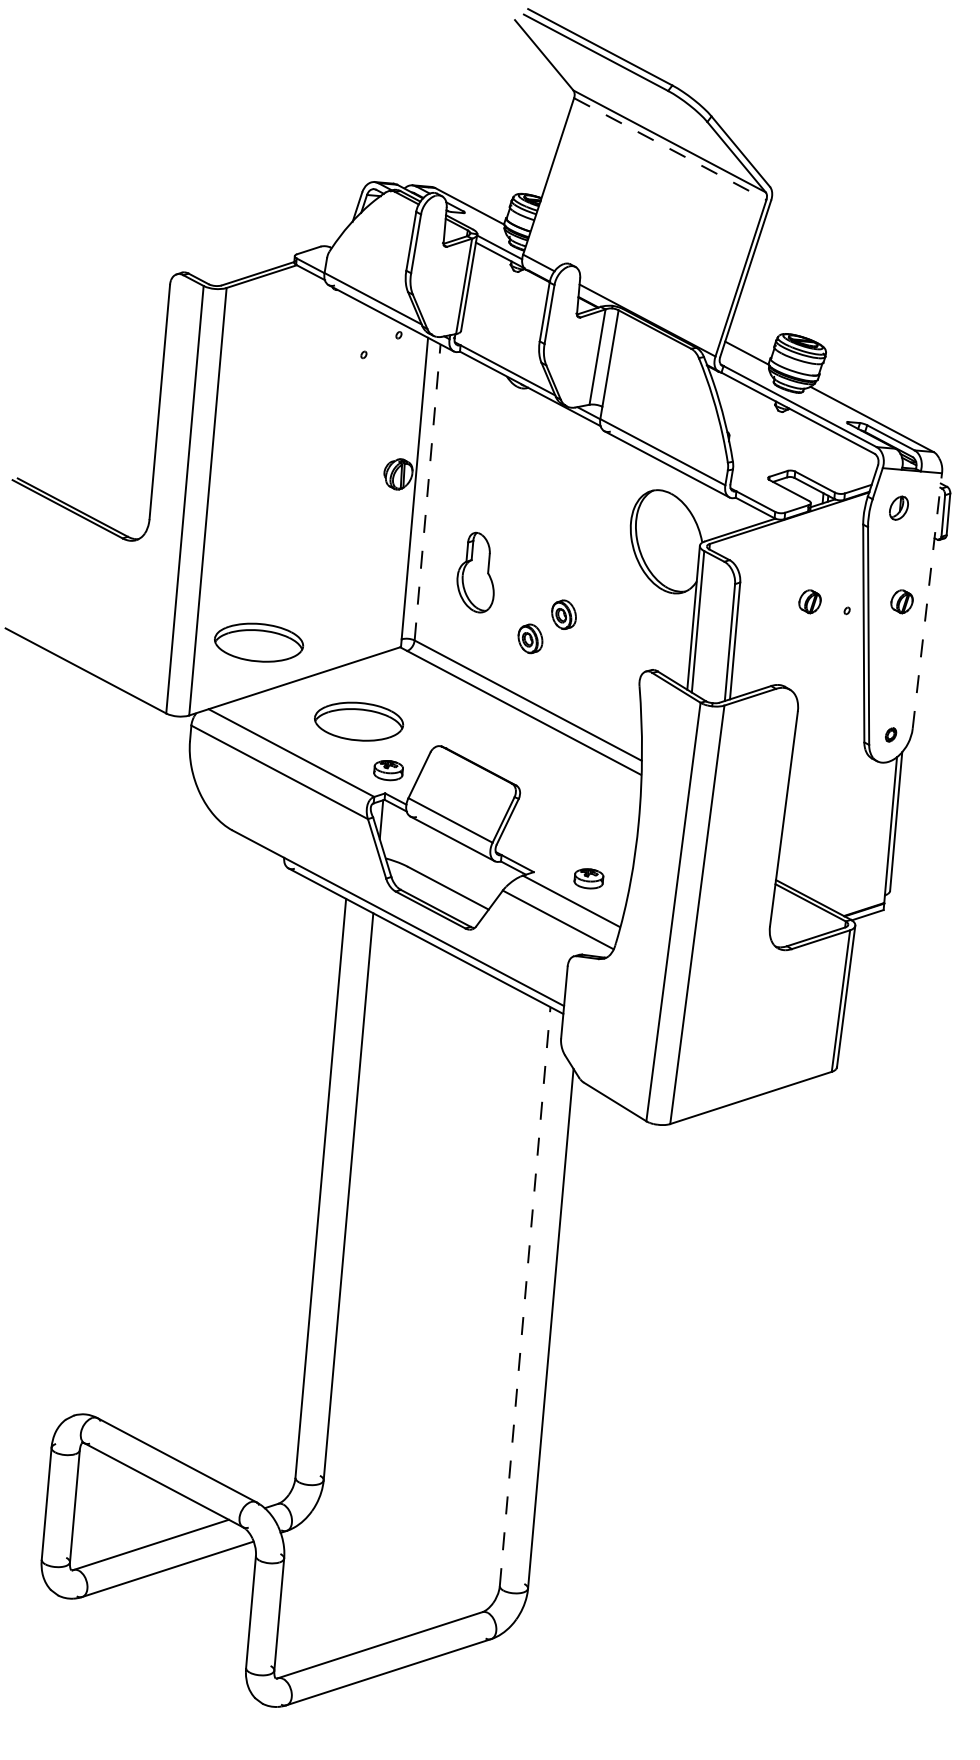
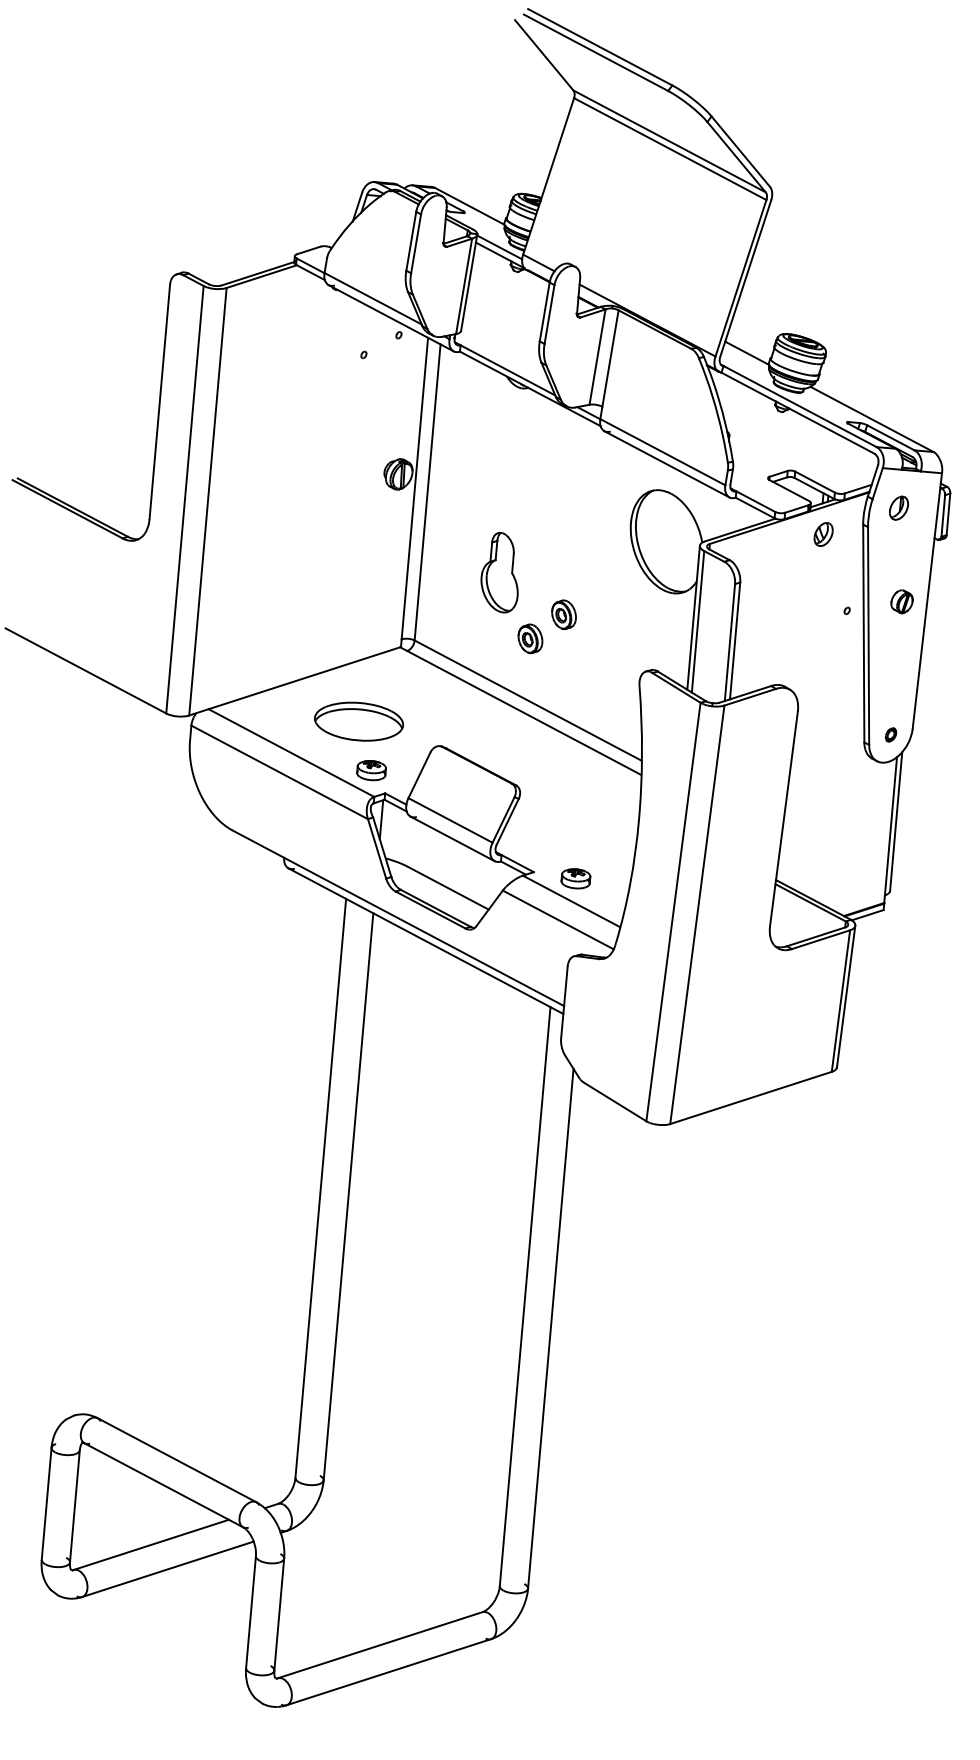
line: dashed -> solid (670, 149)
line: dashed -> solid (427, 492)
part: none -> present (823, 534)
part position: (475, 572) -> (499, 572) (499, 572)
part: present -> none (809, 601)
line: dashed -> solid (927, 601)
part: present -> none (259, 642)
part position: (388, 770) -> (371, 770) (371, 770)
part position: (588, 878) -> (575, 878) (575, 878)
line: dashed -> solid (525, 1296)
